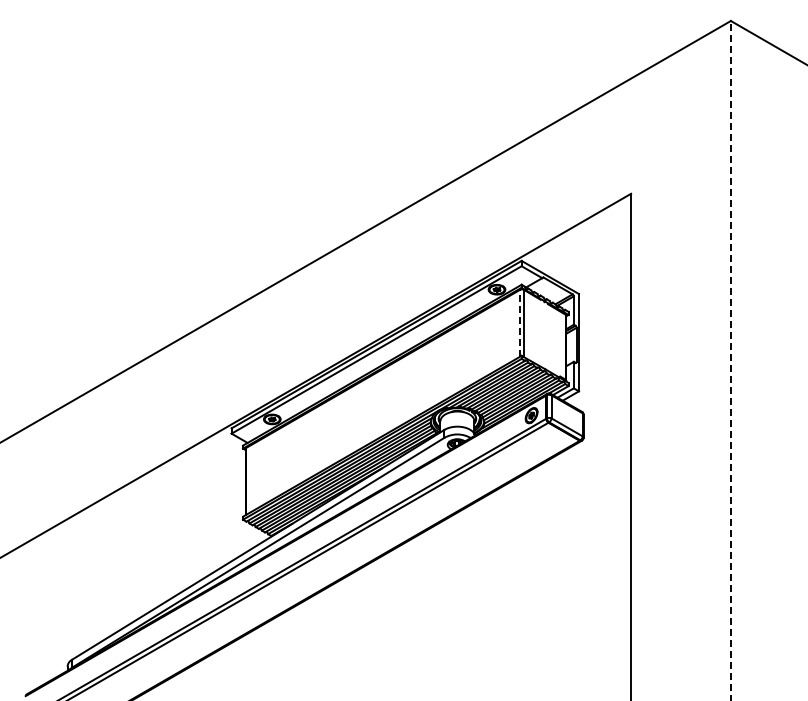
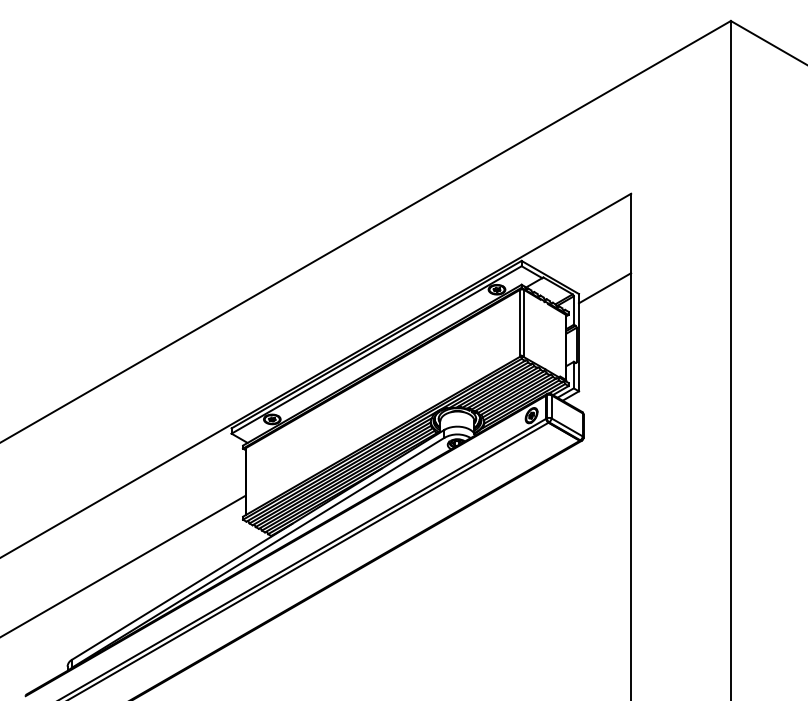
line: none -> present (604, 288)
line: dashed -> solid (519, 322)
line: dashed -> solid (730, 361)
line: none -> present (123, 565)
